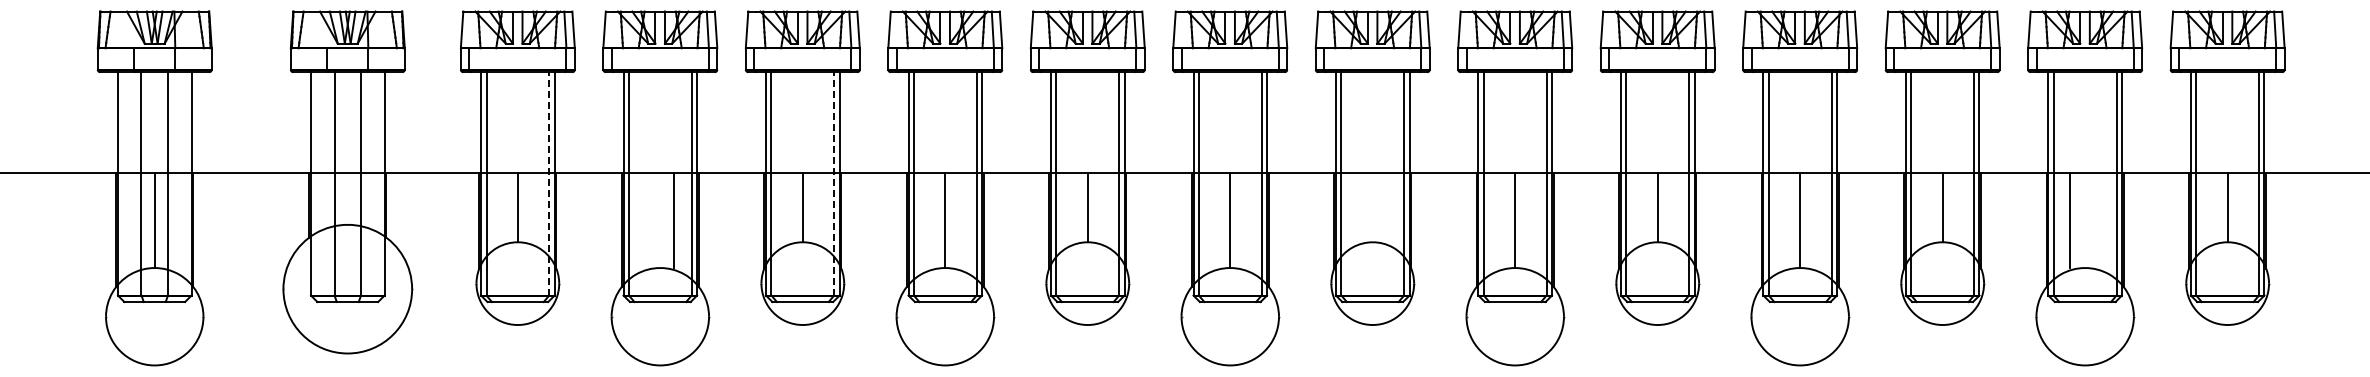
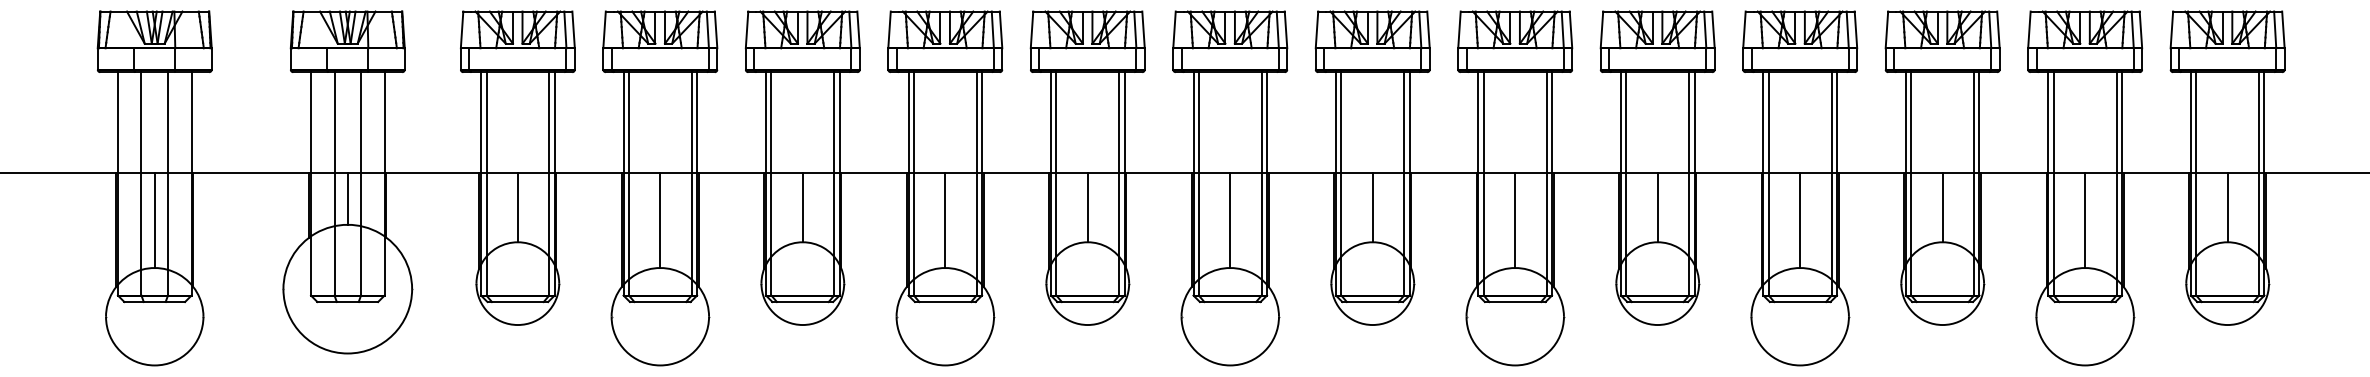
line: dashed -> solid (549, 183)
line: dashed -> solid (834, 183)
line: none -> present (347, 198)
line: none -> present (1372, 207)
line position: (674, 220) -> (660, 220) (660, 220)
line position: (2070, 220) -> (2085, 220) (2085, 220)
